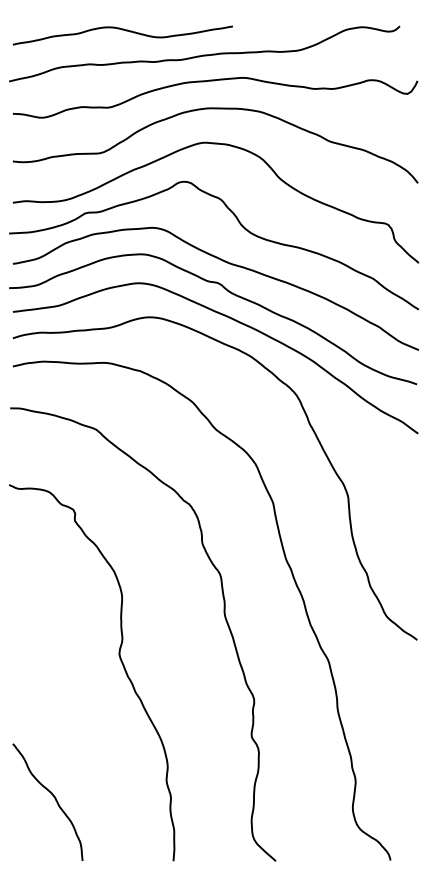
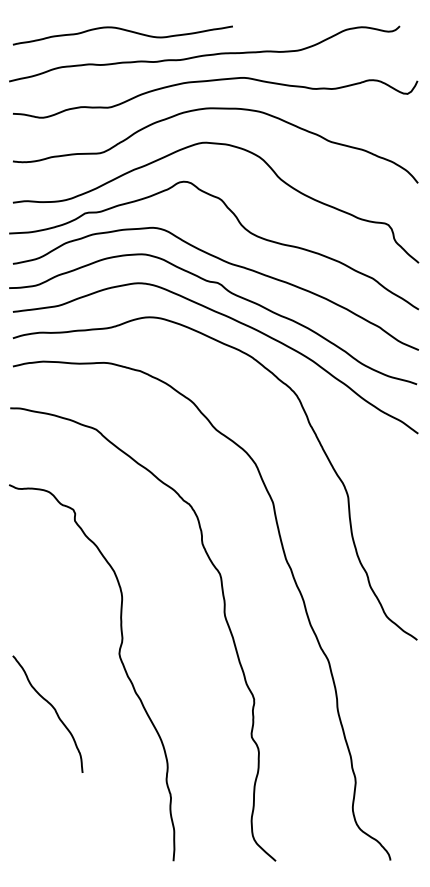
curve position: (53, 797) -> (53, 709) (53, 709)
